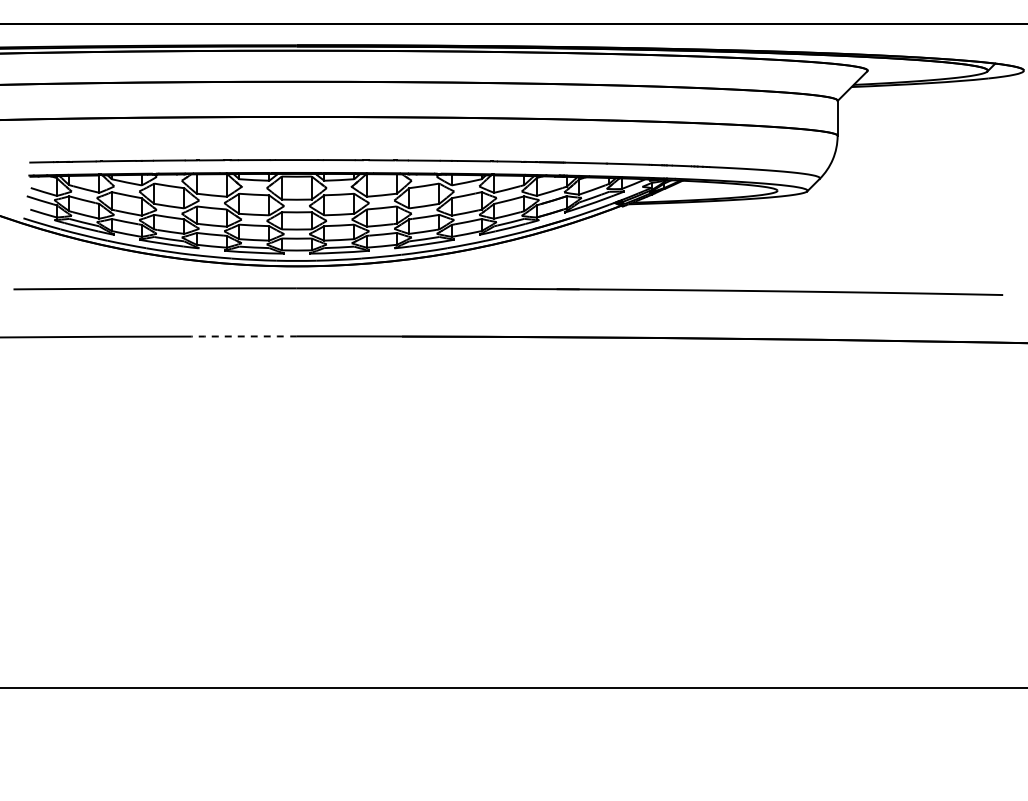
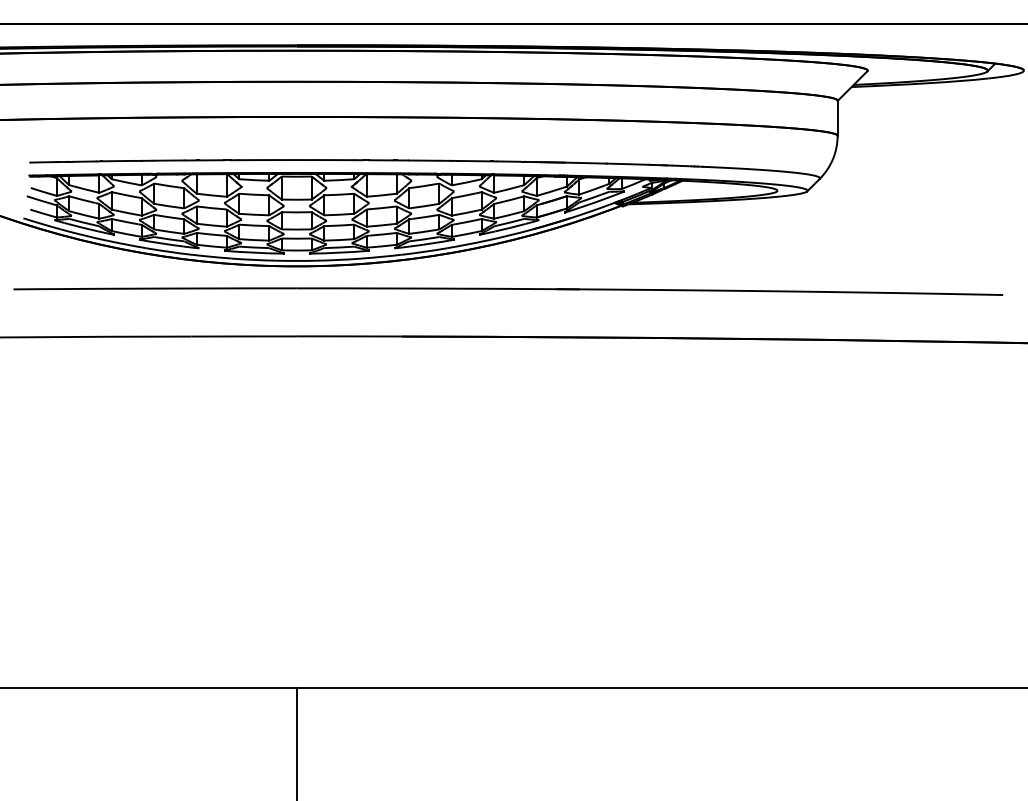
arc: dashed -> solid (244, 336)
line: none -> present (296, 742)
